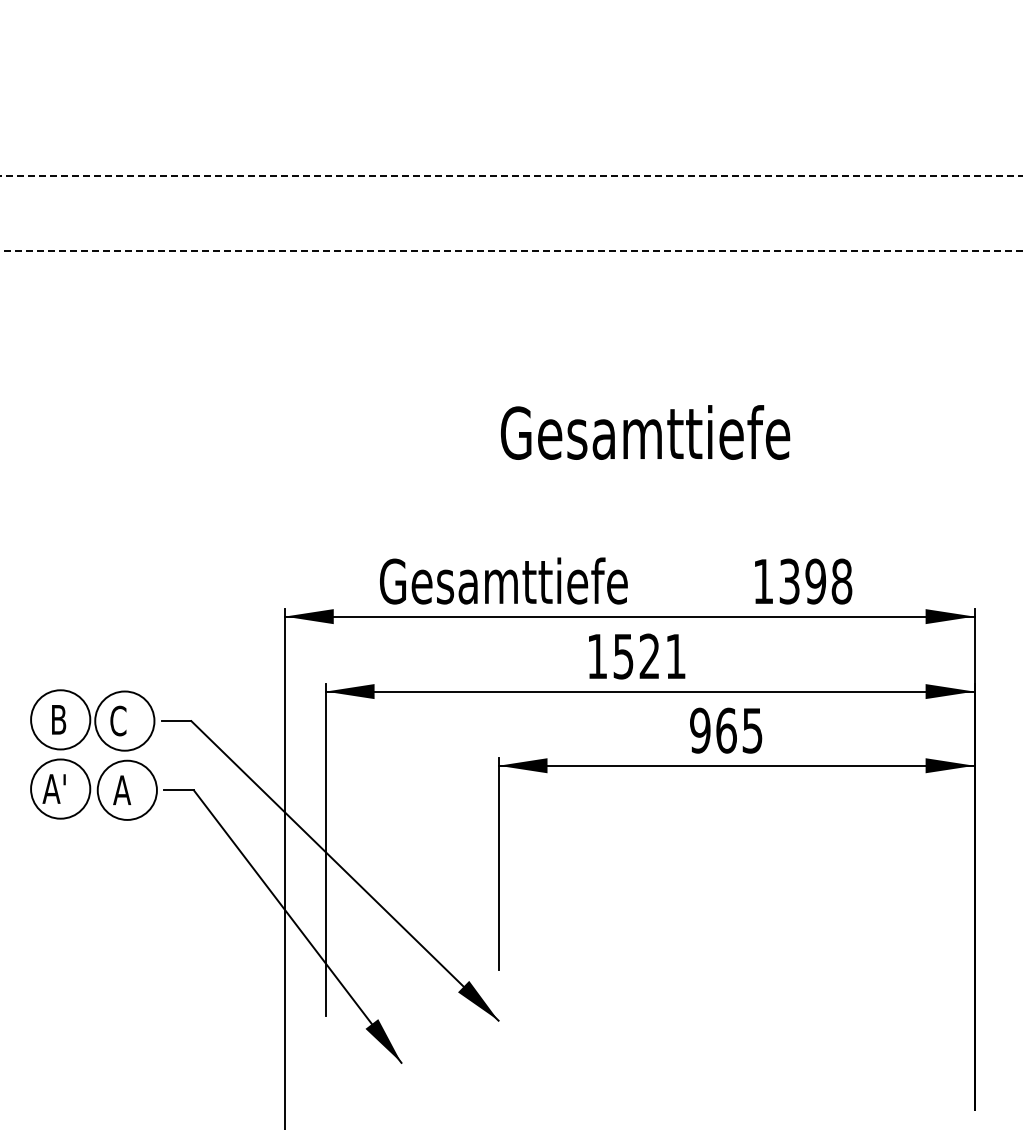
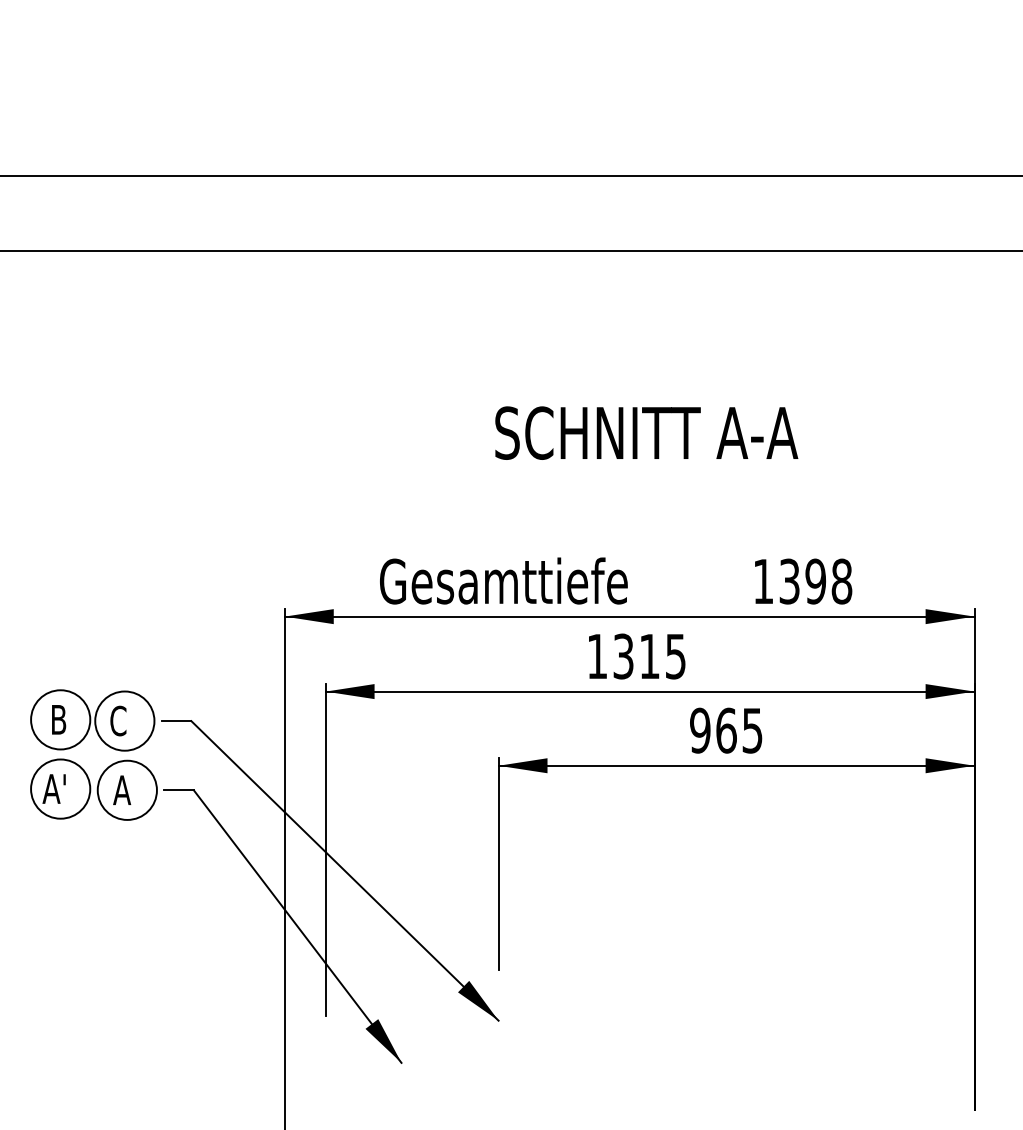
line: dashed -> solid (511, 176)
line: dashed -> solid (511, 250)
text: Gesamttiefe -> SCHNITT A-A (646, 432)
text: 1521 -> 1315 (649, 656)
